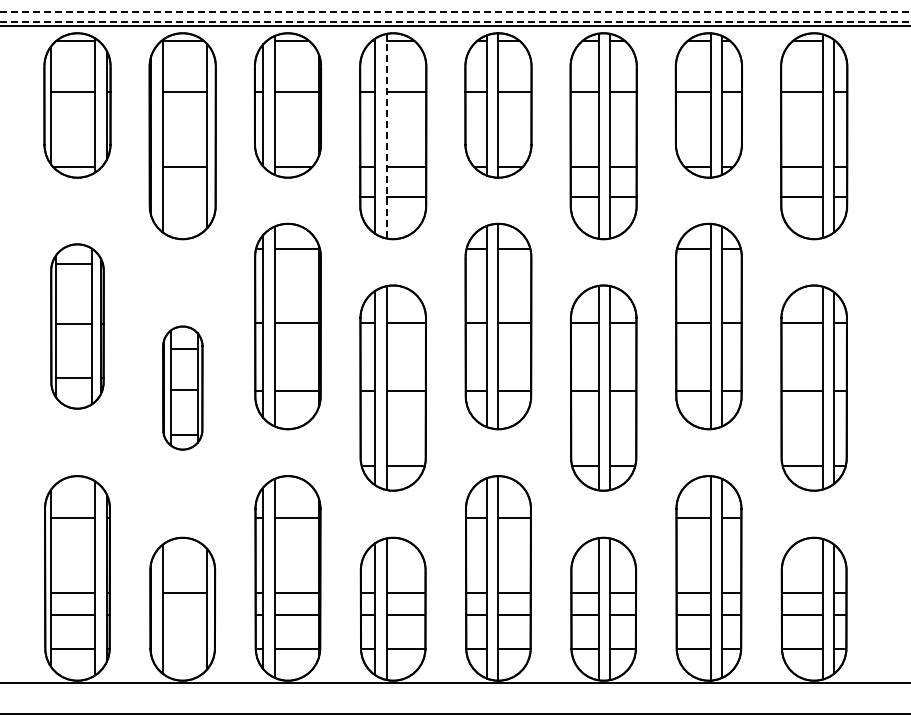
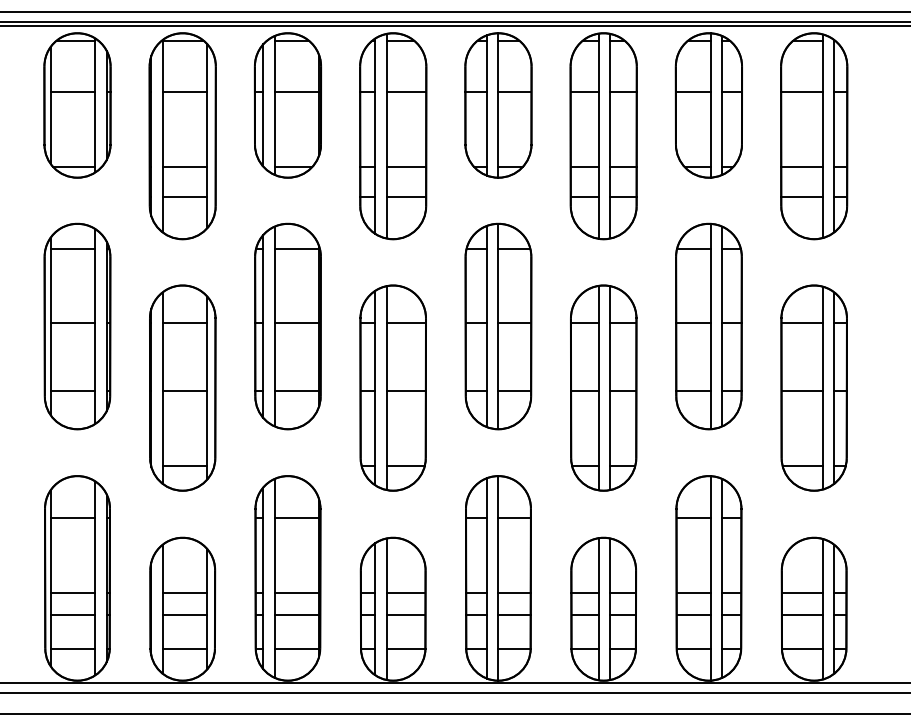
line: dashed -> solid (455, 12)
line: dashed -> solid (455, 21)
line: dashed -> solid (386, 135)
line: none -> present (184, 197)
part size: 55x167 px -> 69x209 px (77, 326)
part size: 42x126 px -> 68x208 px (182, 387)
line: none -> present (184, 615)
line: none -> present (184, 649)
line: none -> present (454, 693)
